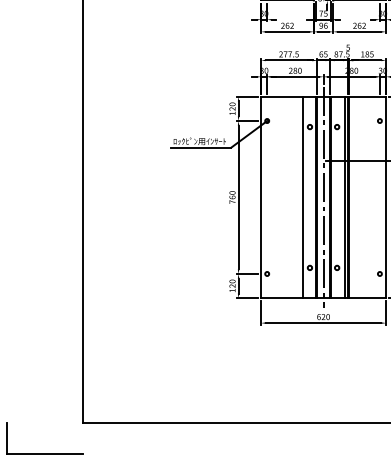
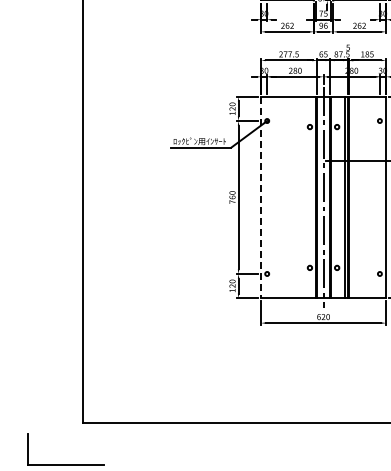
line: solid -> dashed (261, 197)
line: present -> none (302, 197)
part position: (44, 453) -> (65, 464) (65, 464)
